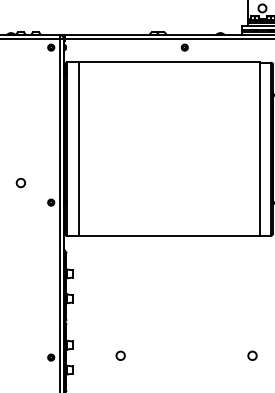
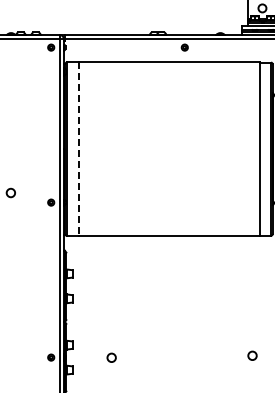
line: solid -> dashed (78, 149)
circle position: (20, 182) -> (10, 192) (10, 192)
circle position: (120, 355) -> (111, 357) (111, 357)
